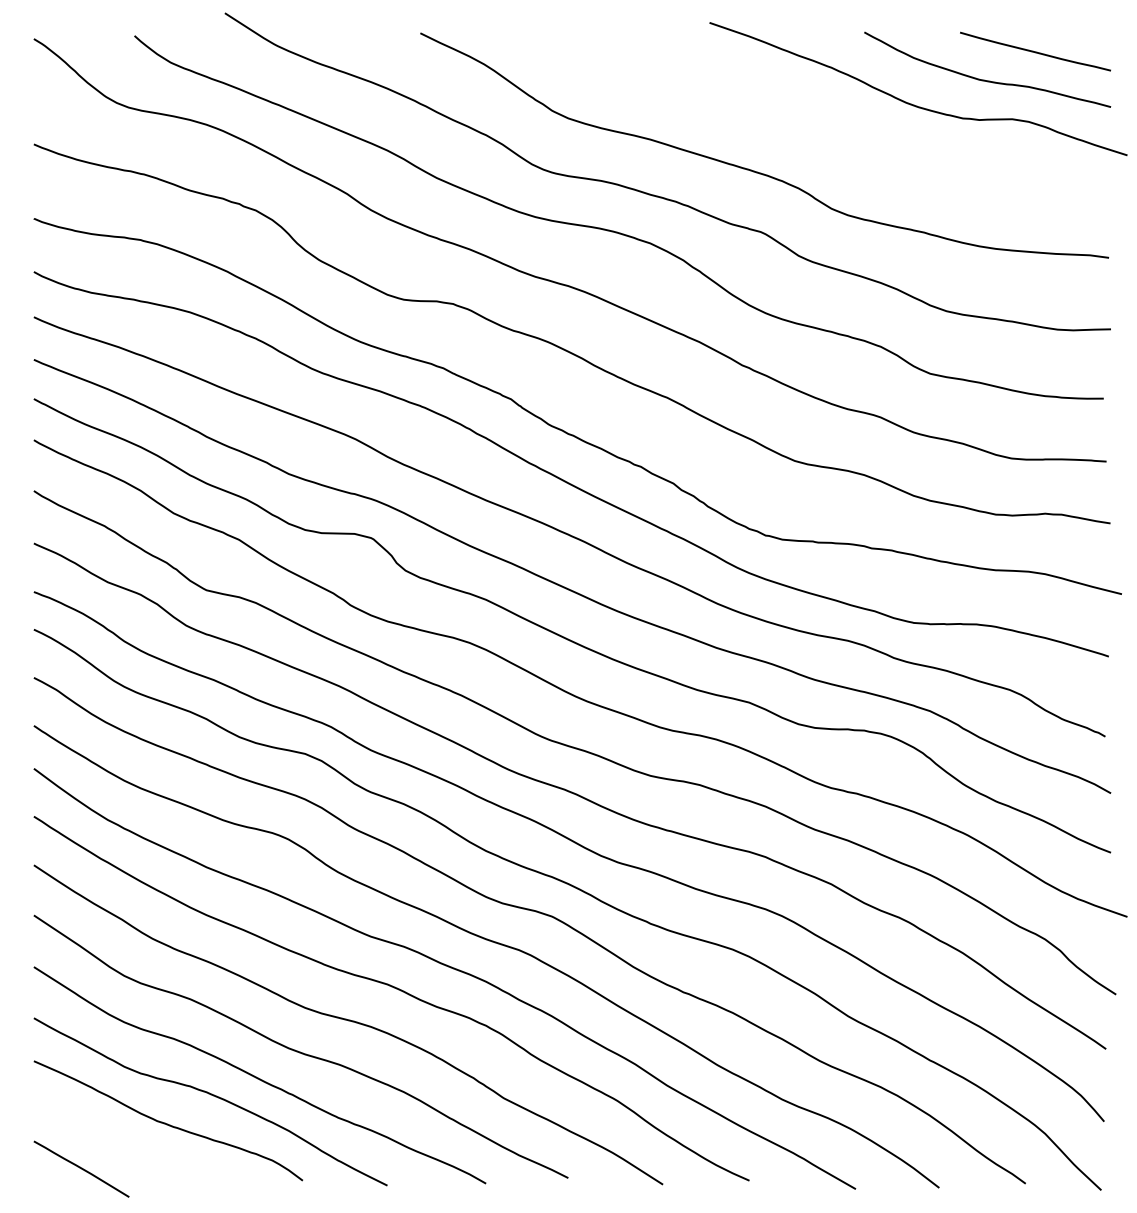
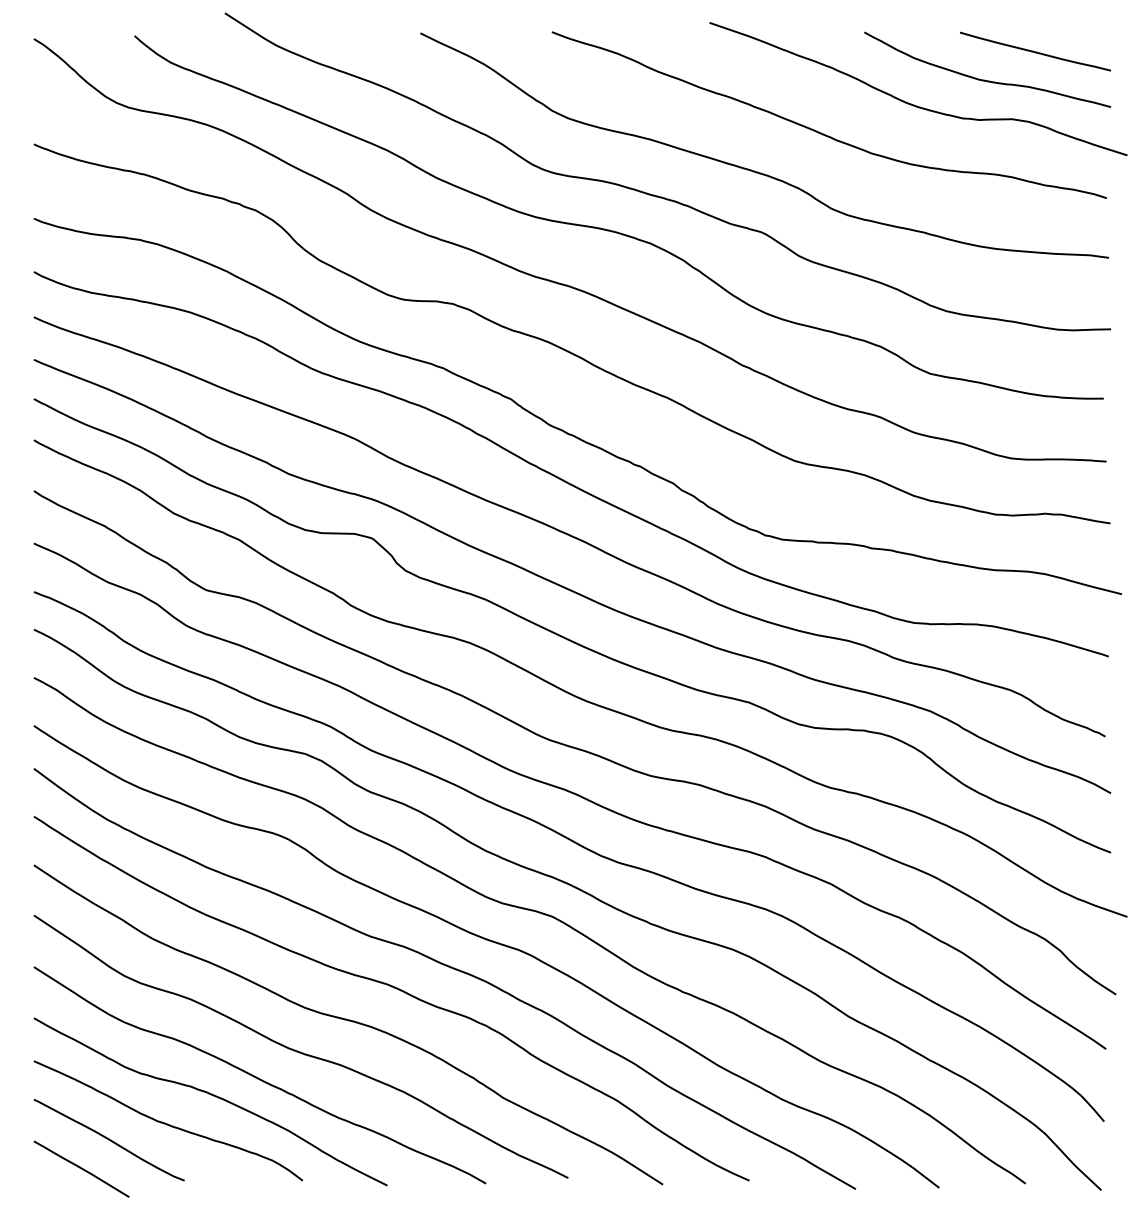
curve: none -> present (819, 131)
curve: none -> present (108, 1140)
